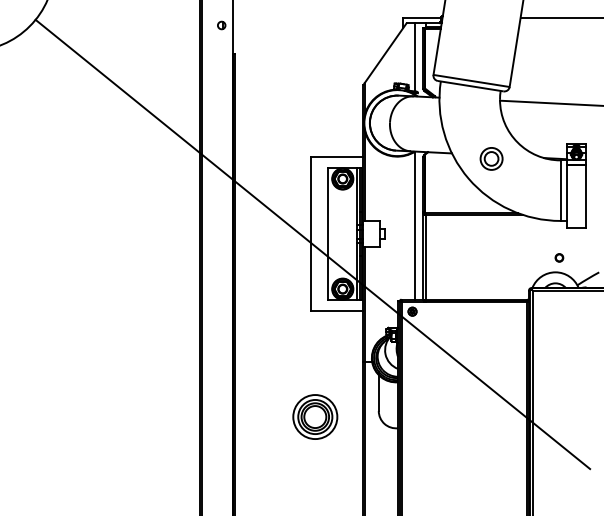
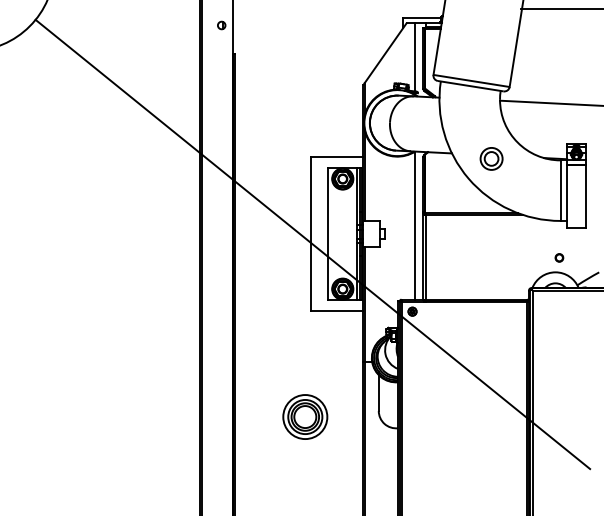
line position: (560, 18) -> (560, 9) (560, 9)
part position: (315, 416) -> (305, 416) (305, 416)
